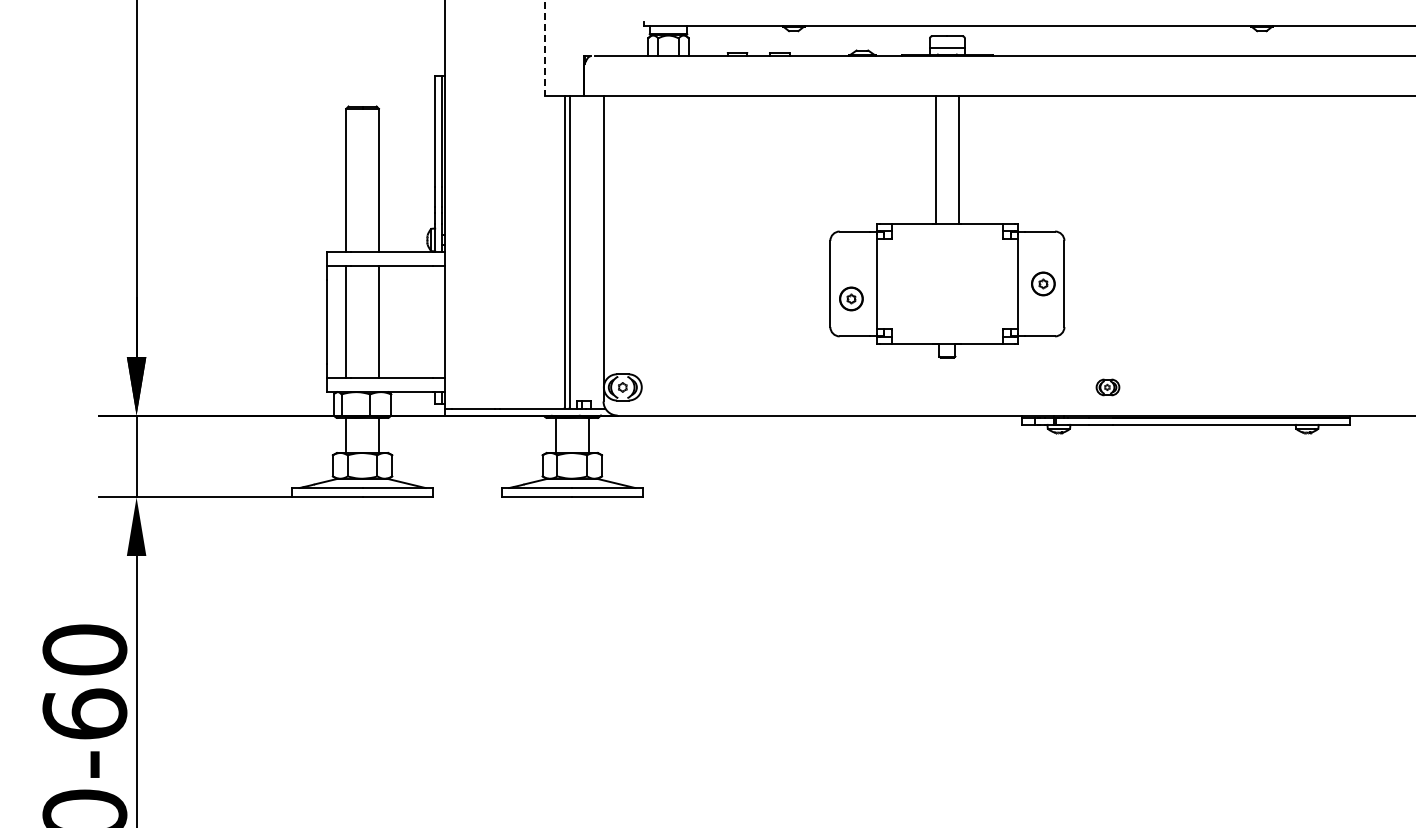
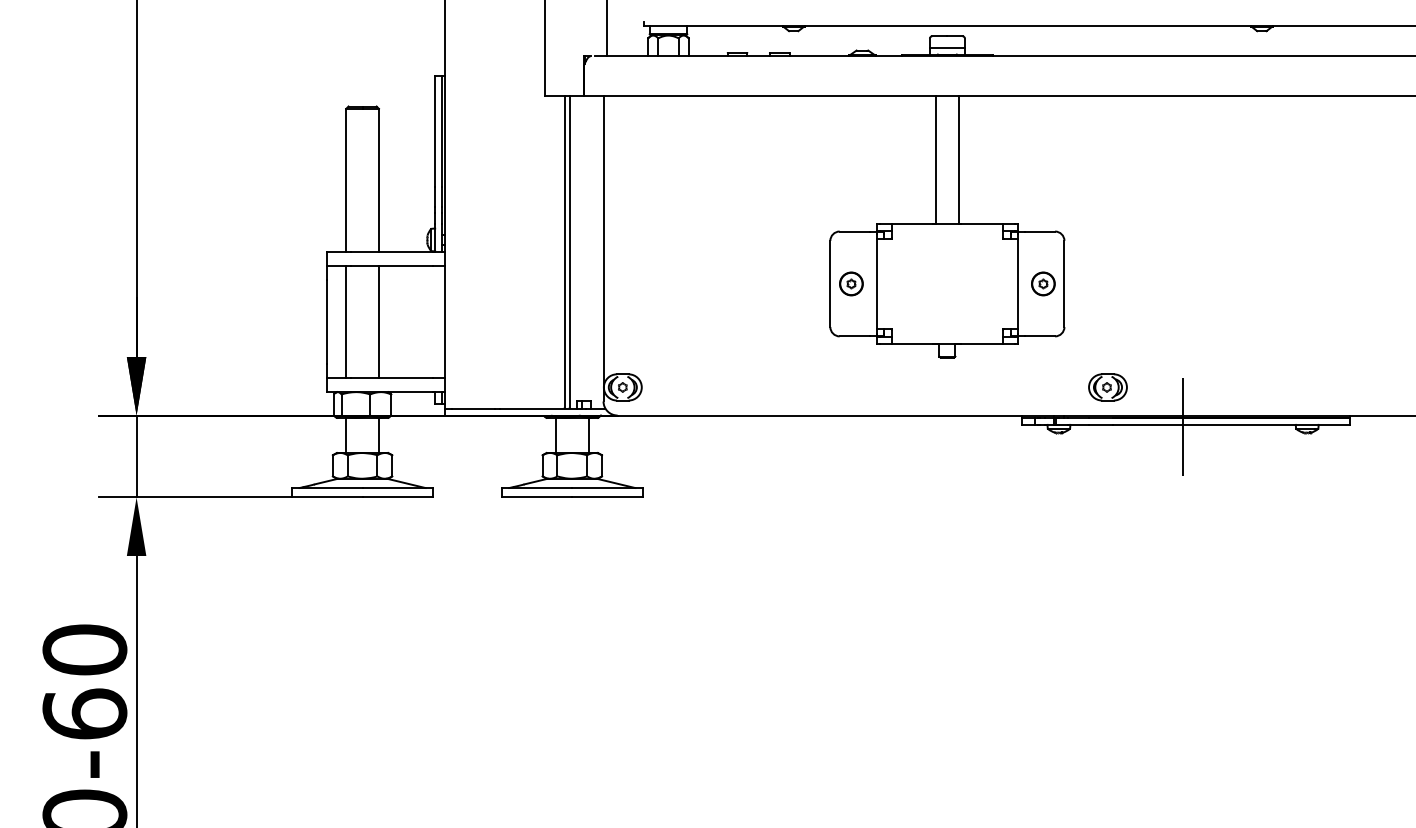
line: none -> present (606, 29)
line: dashed -> solid (545, 48)
part position: (851, 298) -> (851, 283) (851, 283)
part size: 26x19 px -> 40x29 px (1107, 387)
line: none -> present (1183, 426)
